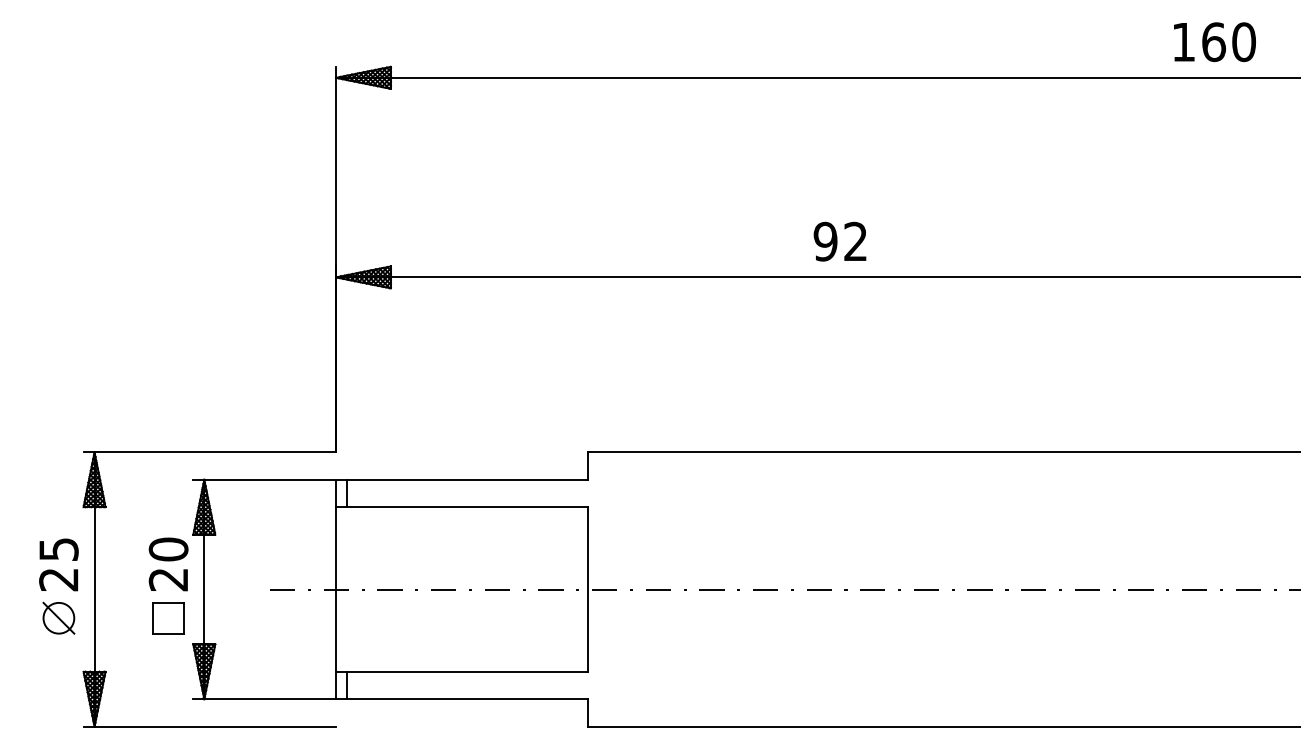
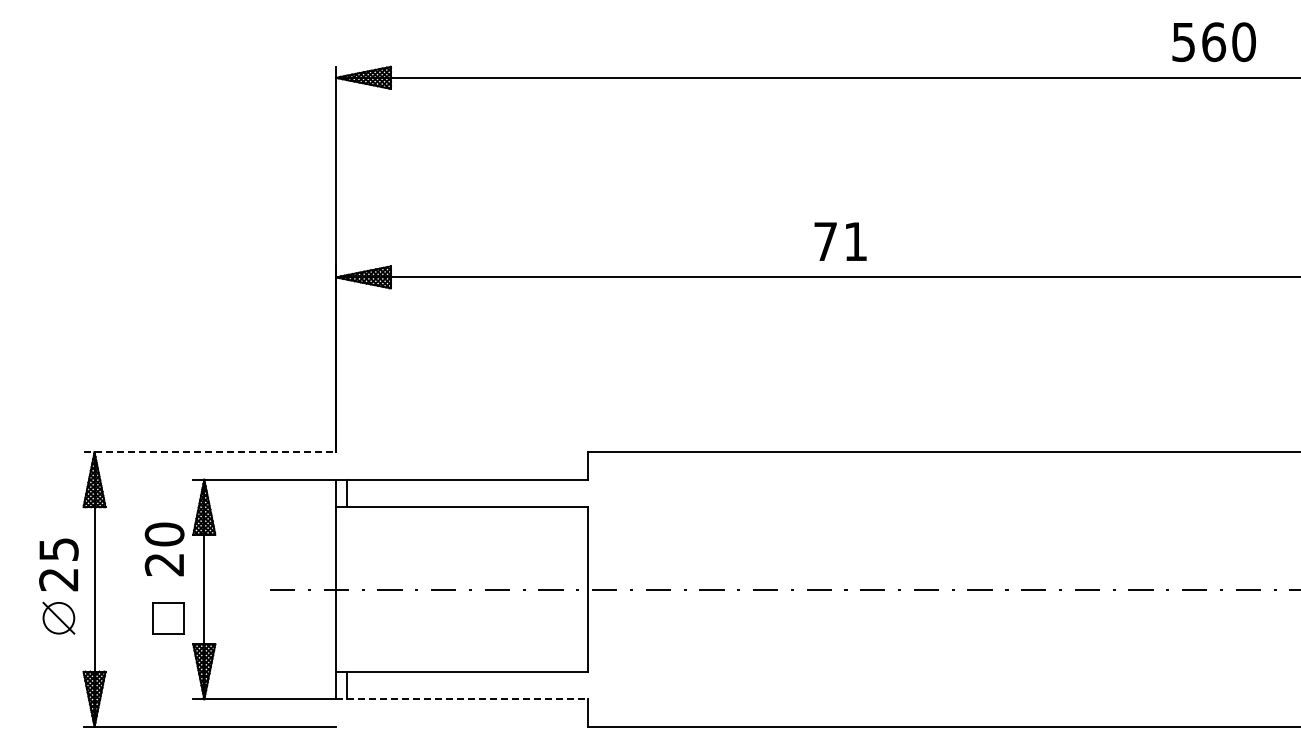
text: 160 -> 560 (1183, 42)
text: 92 -> 71 (839, 241)
line: solid -> dashed (210, 452)
text position: (168, 564) -> (164, 549) (164, 549)
line: solid -> dashed (462, 699)
